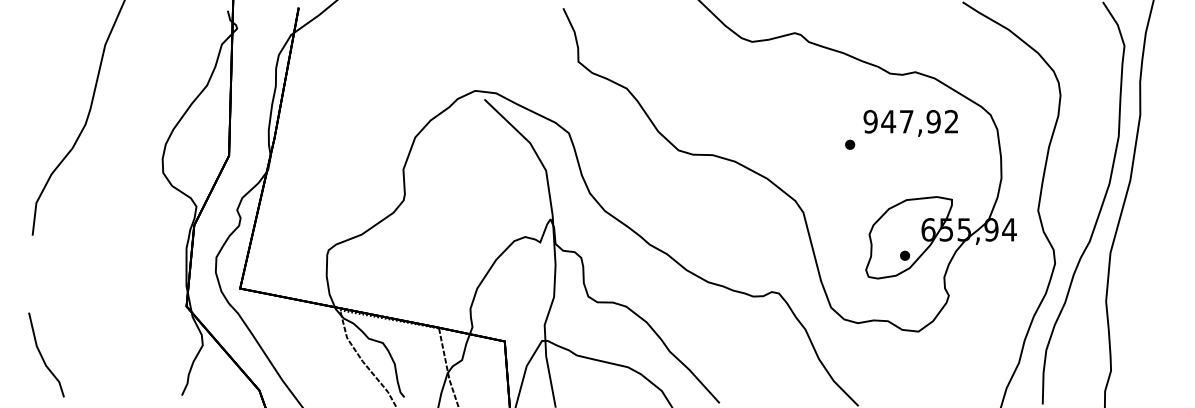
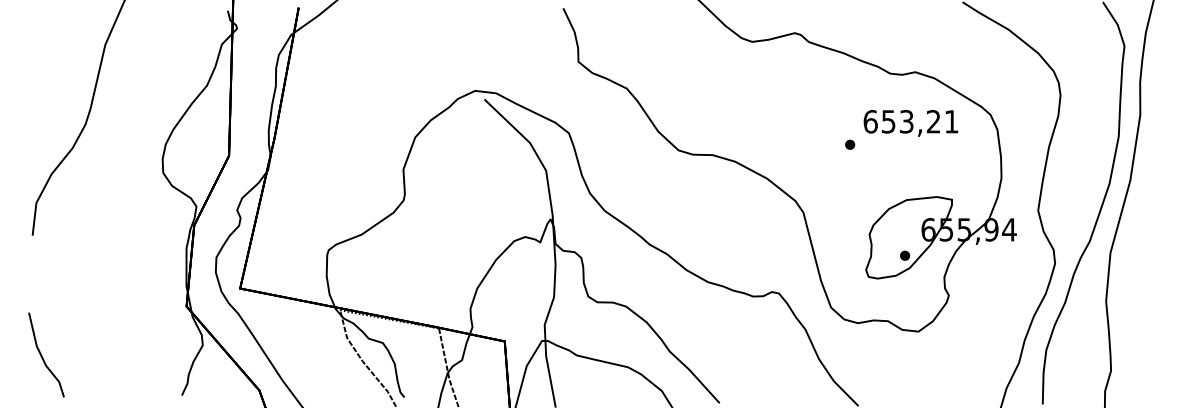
text: 947,92 -> 653,21 (910, 121)
